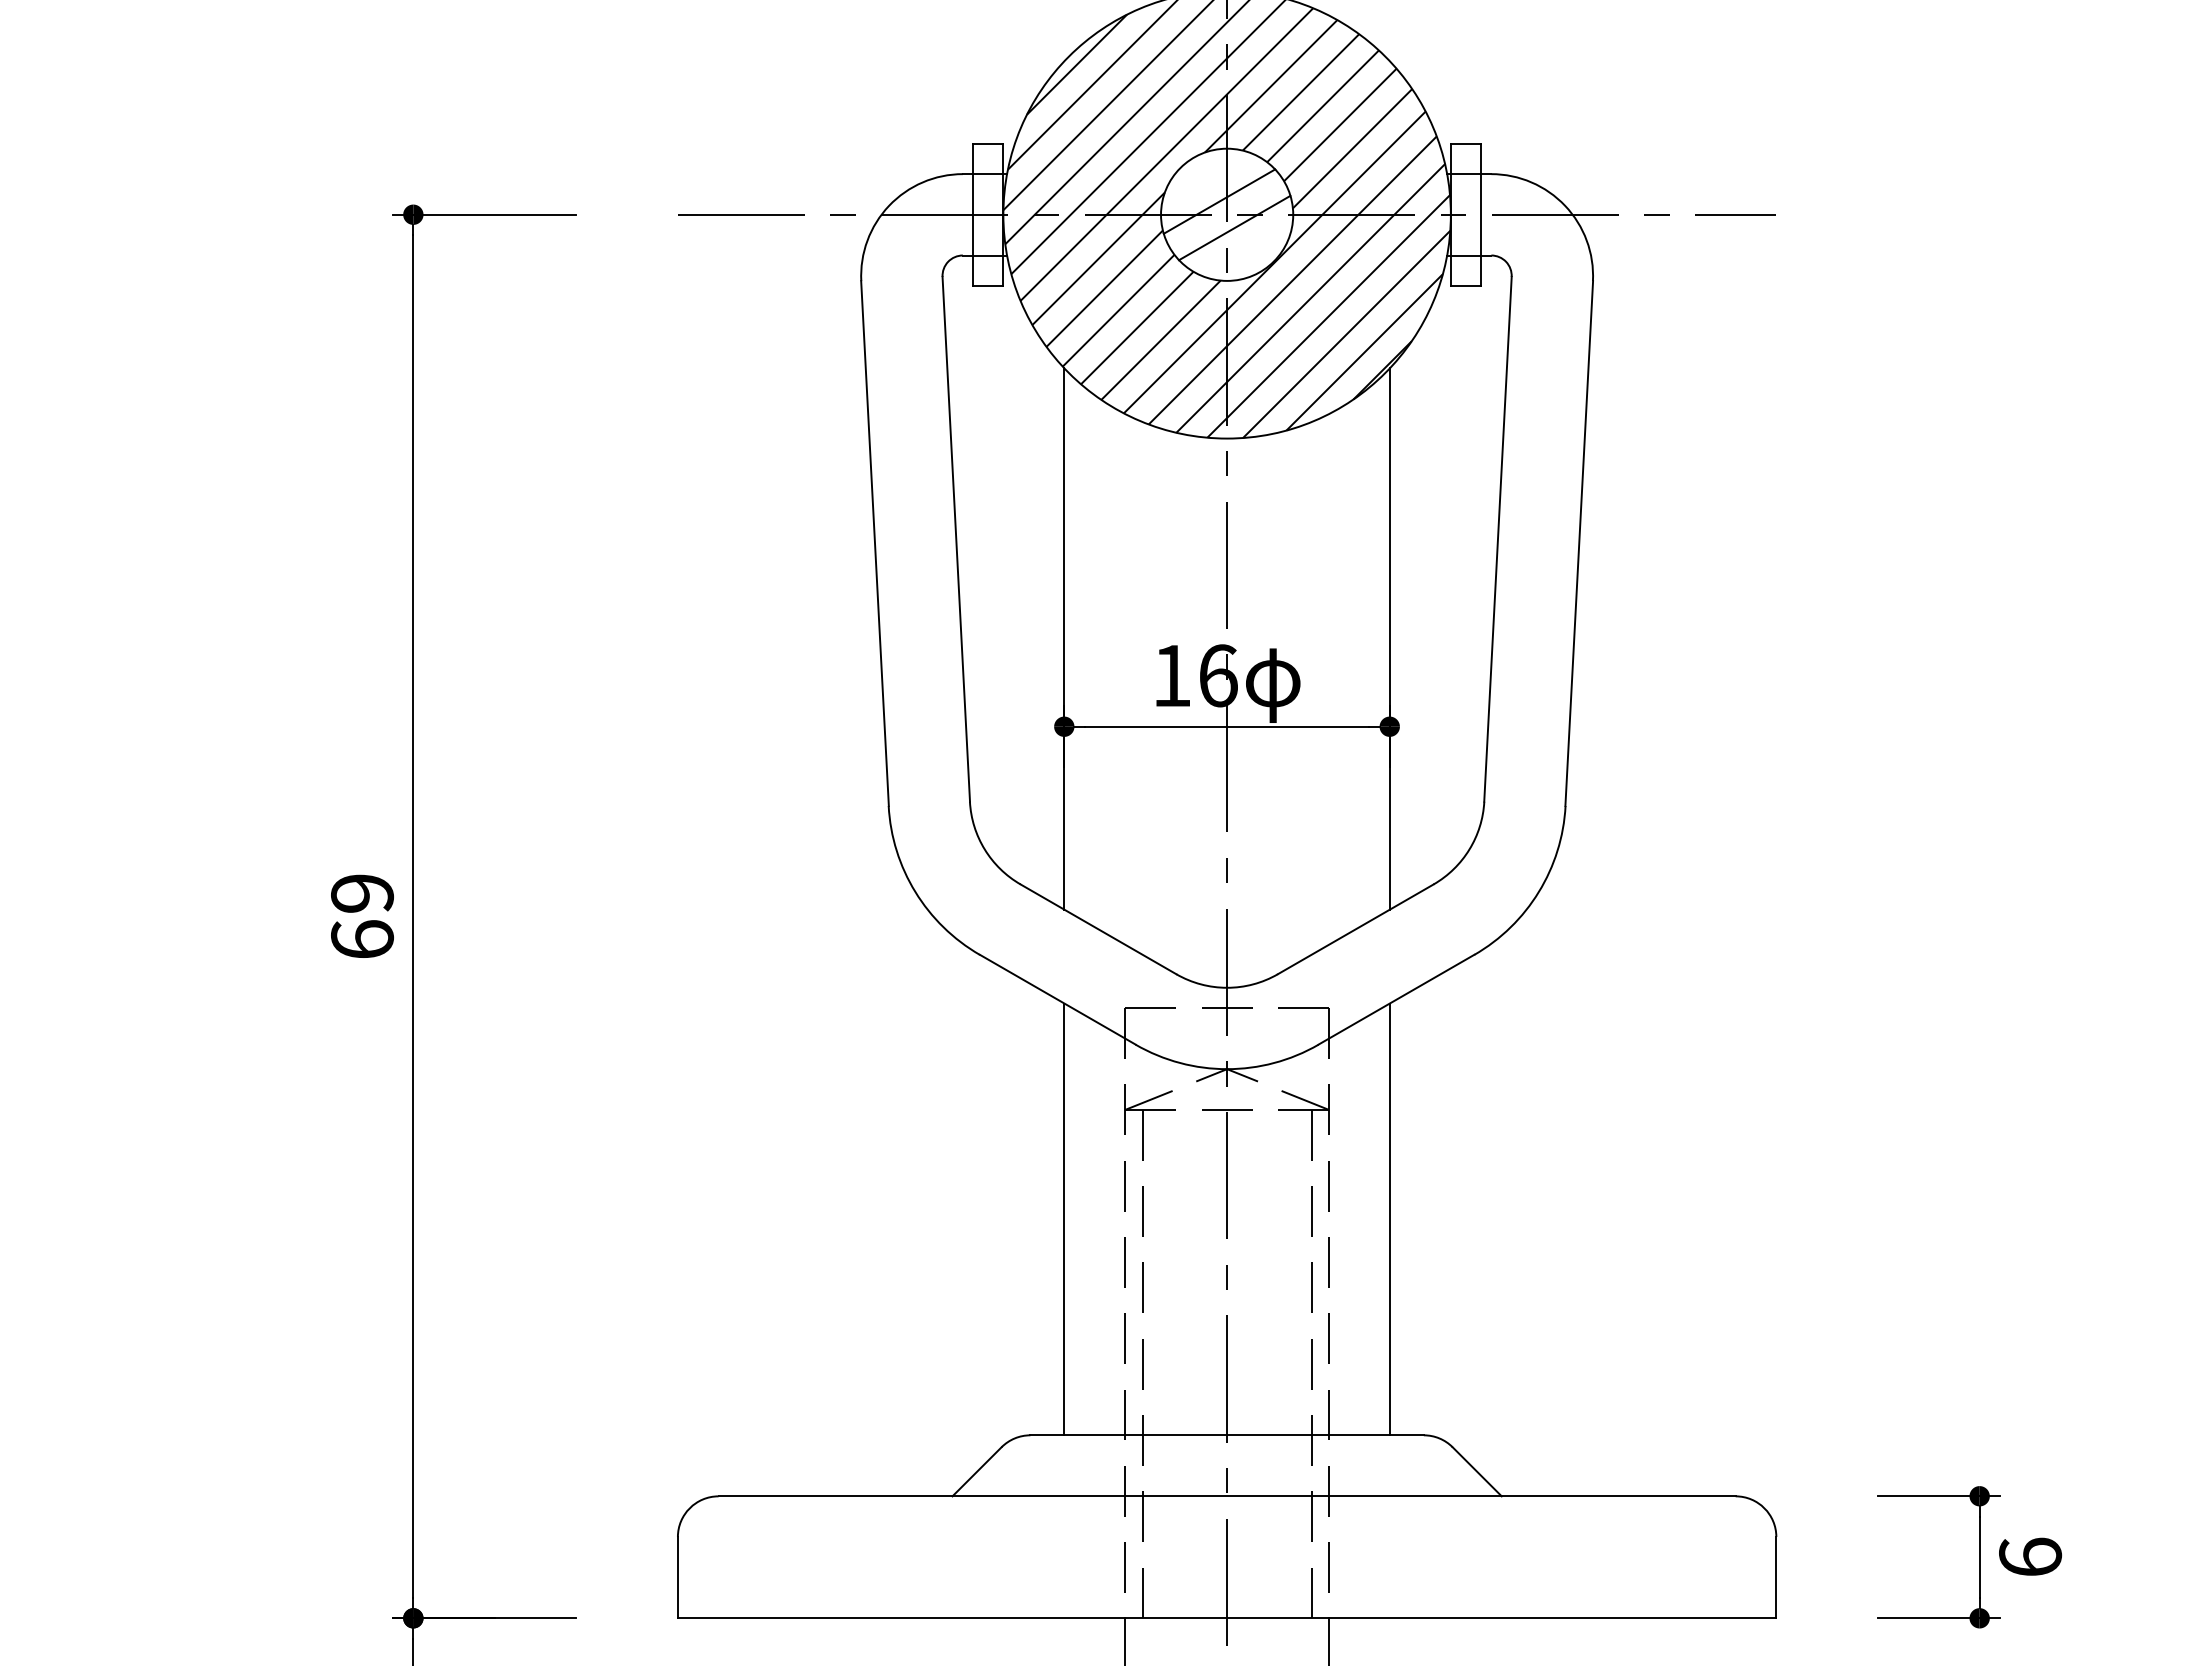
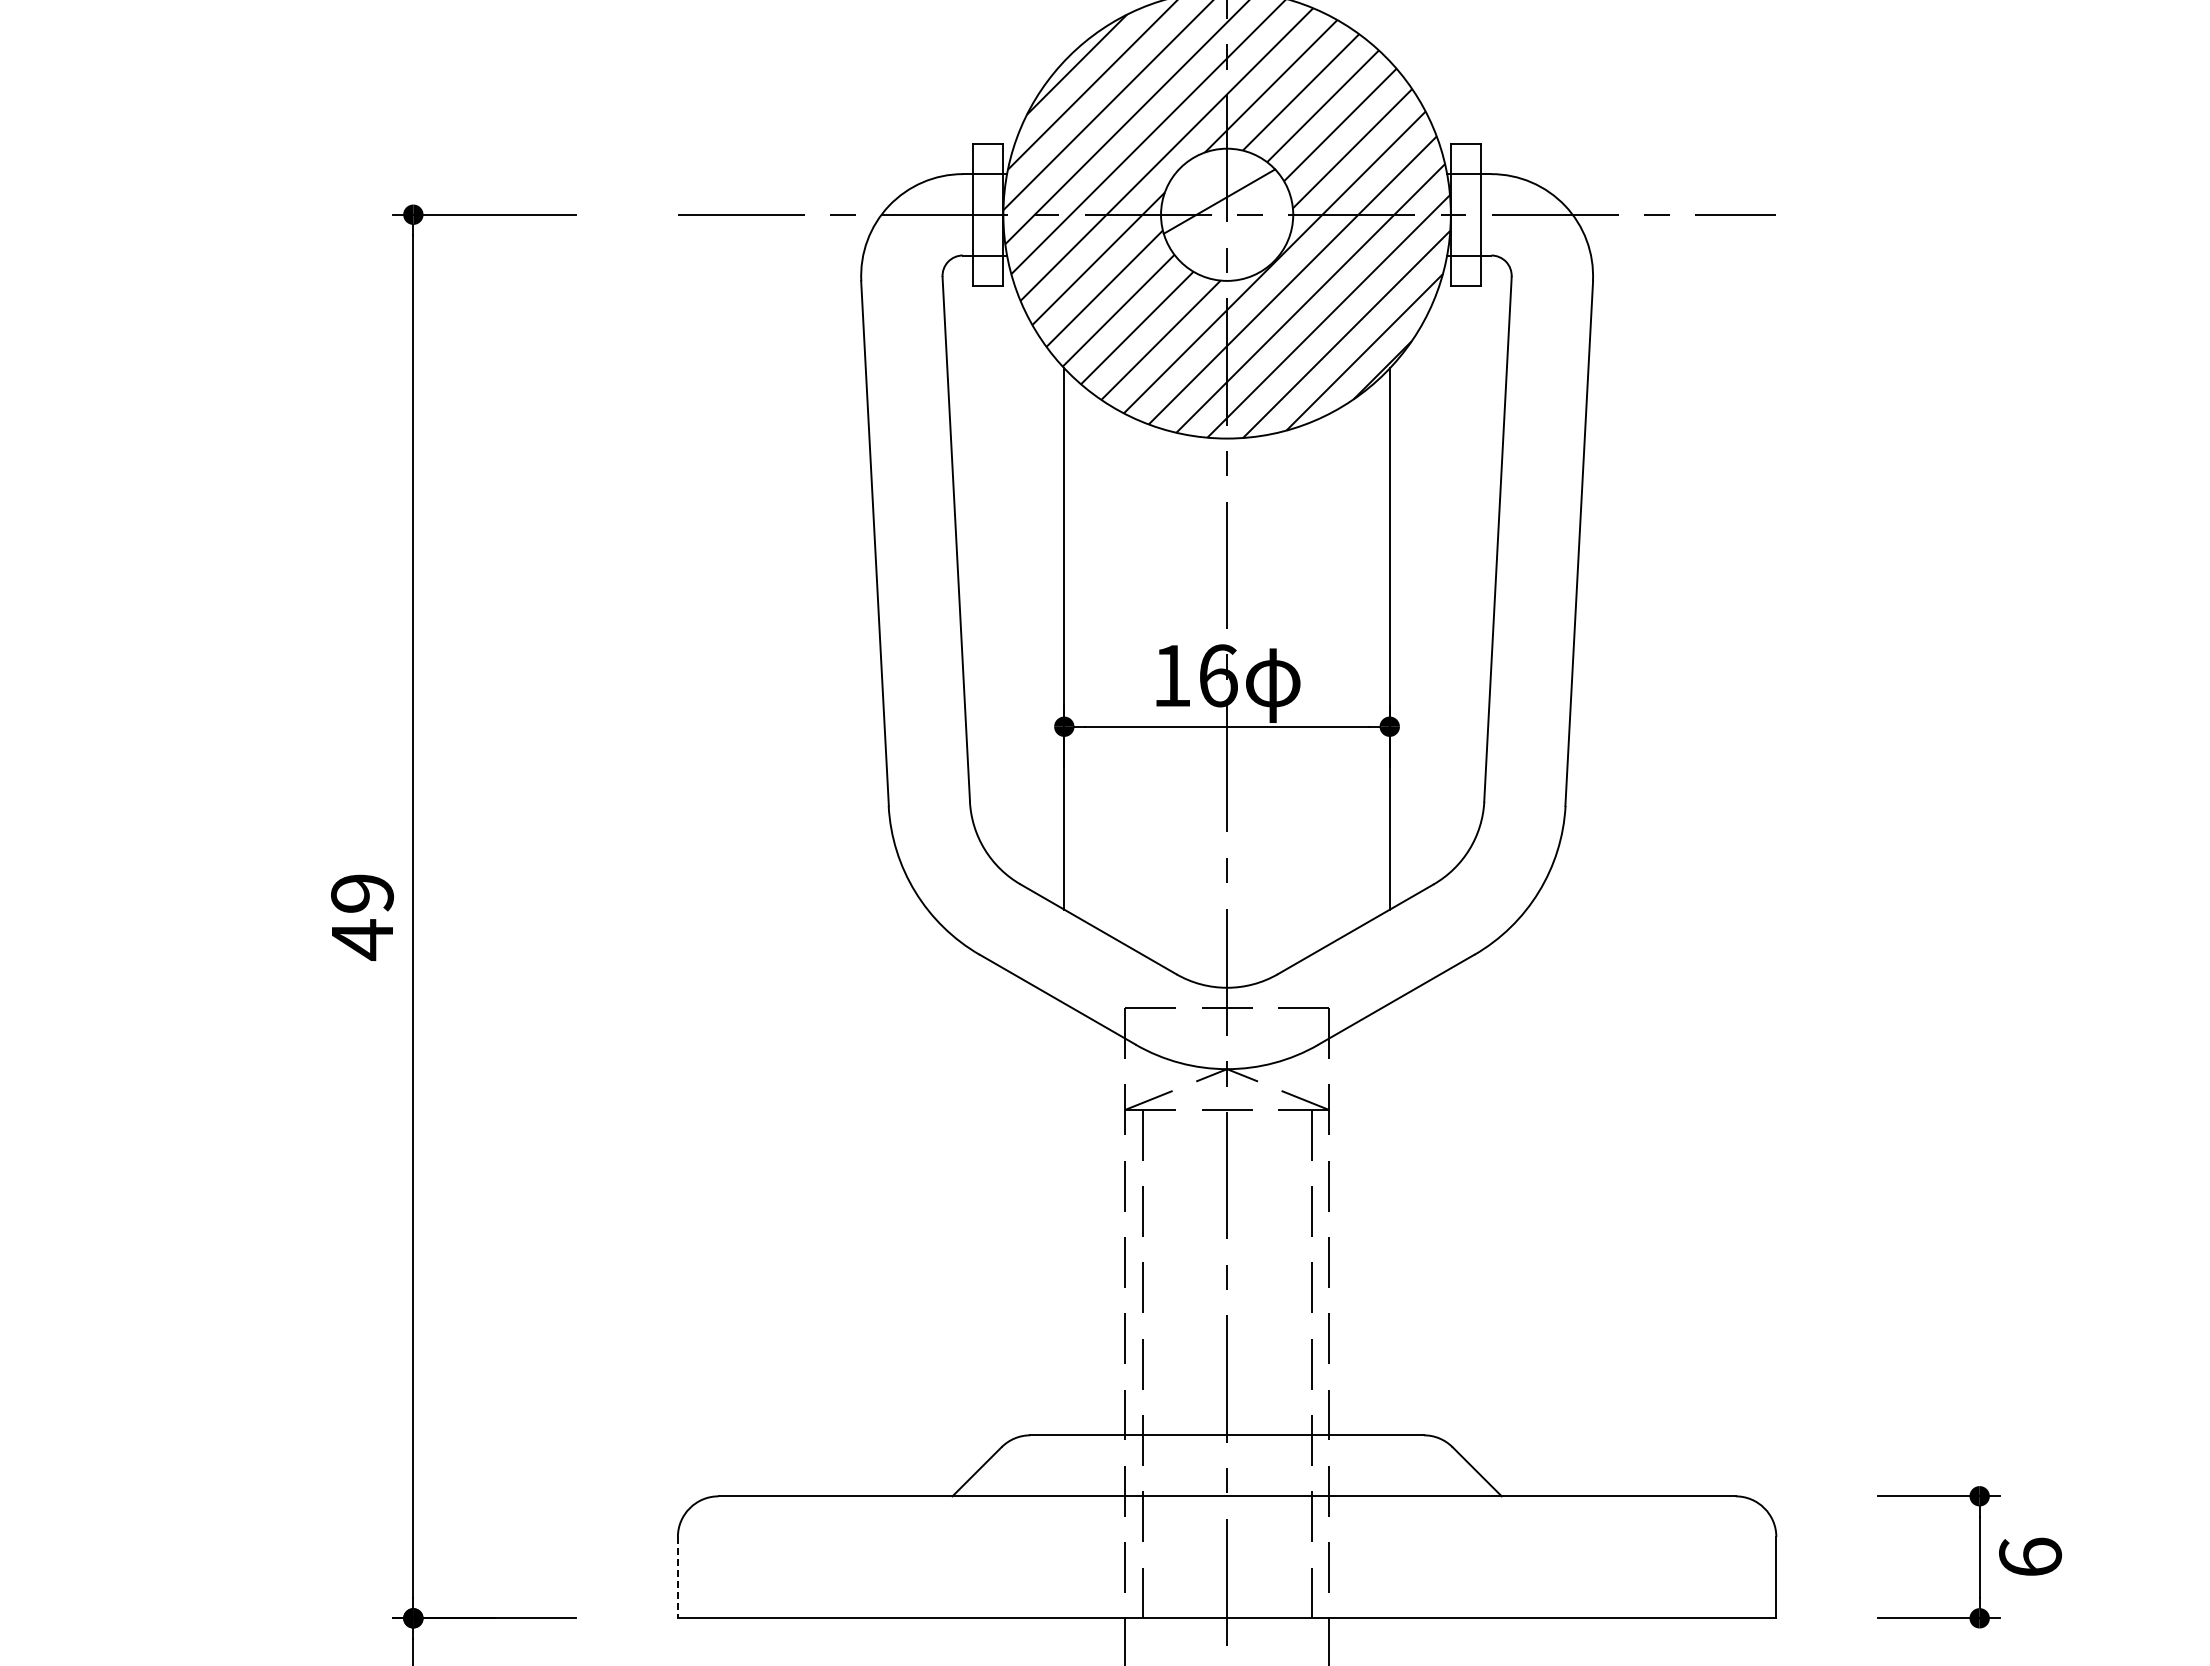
line: present -> none (1234, 227)
text: 69 -> 49 (362, 939)
line: present -> none (1064, 1219)
line: present -> none (1389, 1219)
line: solid -> dashed (677, 1577)
